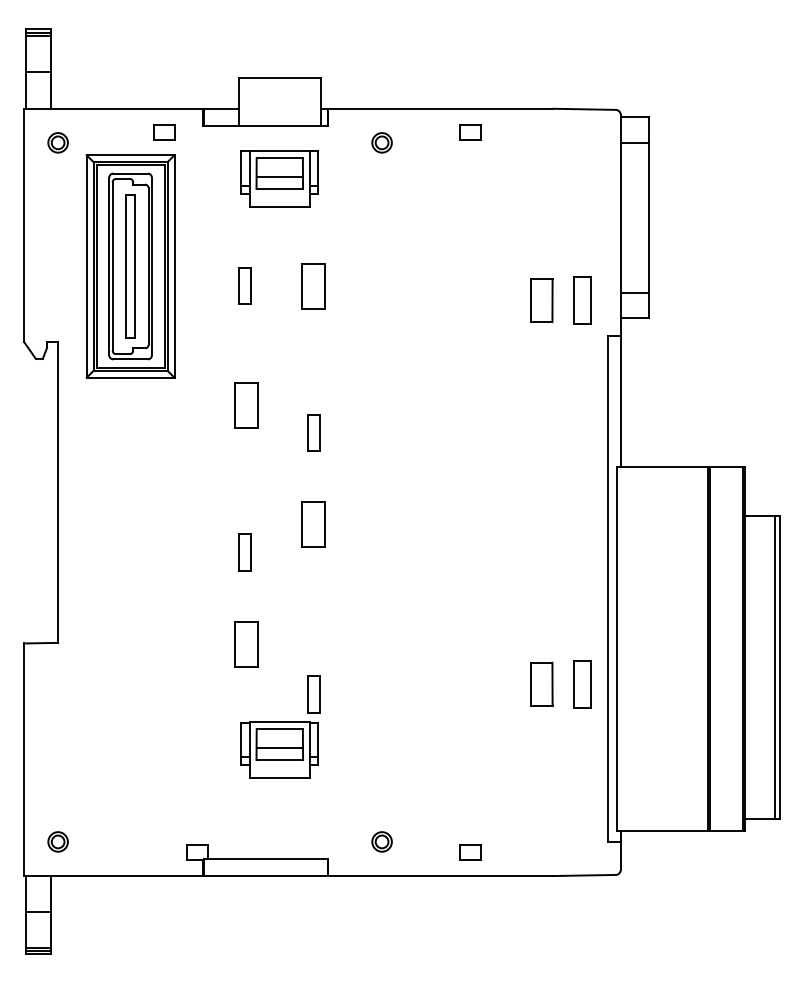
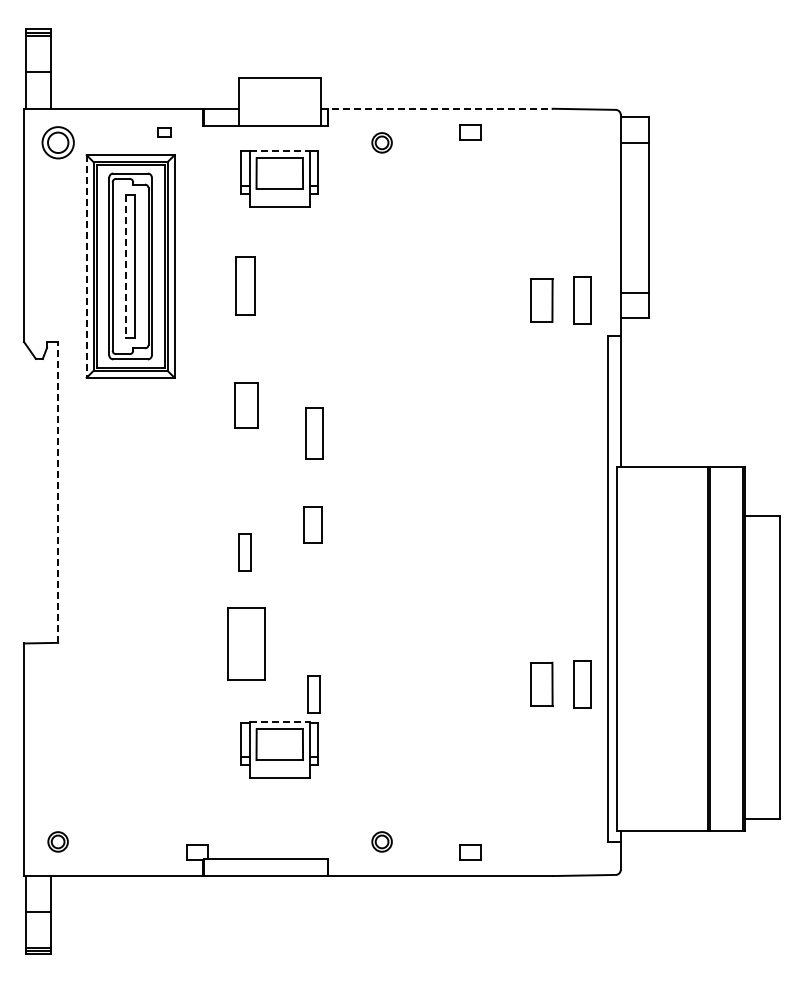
line: solid -> dashed (436, 108)
part size: 23x17 px -> 15x11 px (164, 132)
part size: 22x22 px -> 34x34 px (57, 142)
line: solid -> dashed (280, 151)
line: present -> none (279, 176)
line: solid -> dashed (86, 266)
line: solid -> dashed (125, 266)
part size: 14x38 px -> 21x60 px (245, 285)
part: present -> none (313, 286)
part size: 14x38 px -> 19x53 px (314, 433)
line: solid -> dashed (58, 491)
part size: 25x47 px -> 20x38 px (312, 524)
part size: 25x47 px -> 39x74 px (246, 643)
line: present -> none (775, 667)
line: solid -> dashed (280, 722)
line: present -> none (279, 748)
